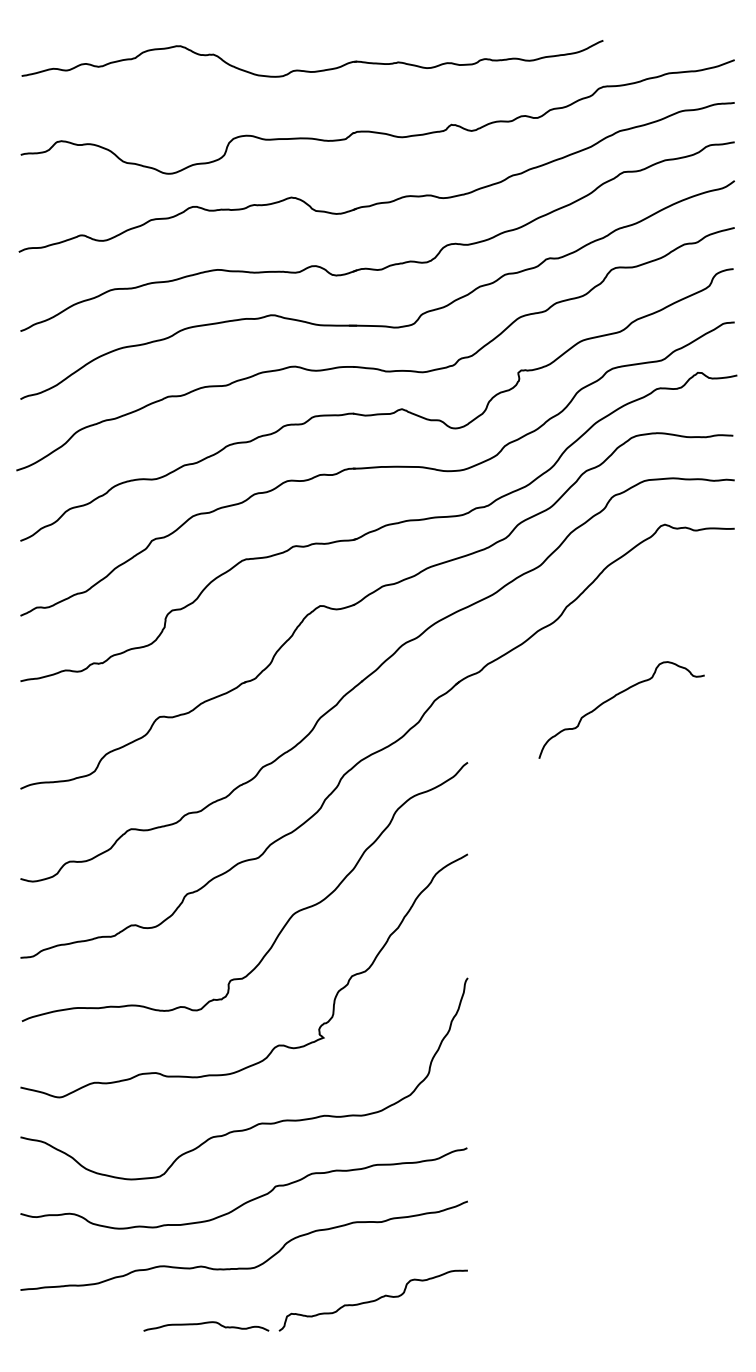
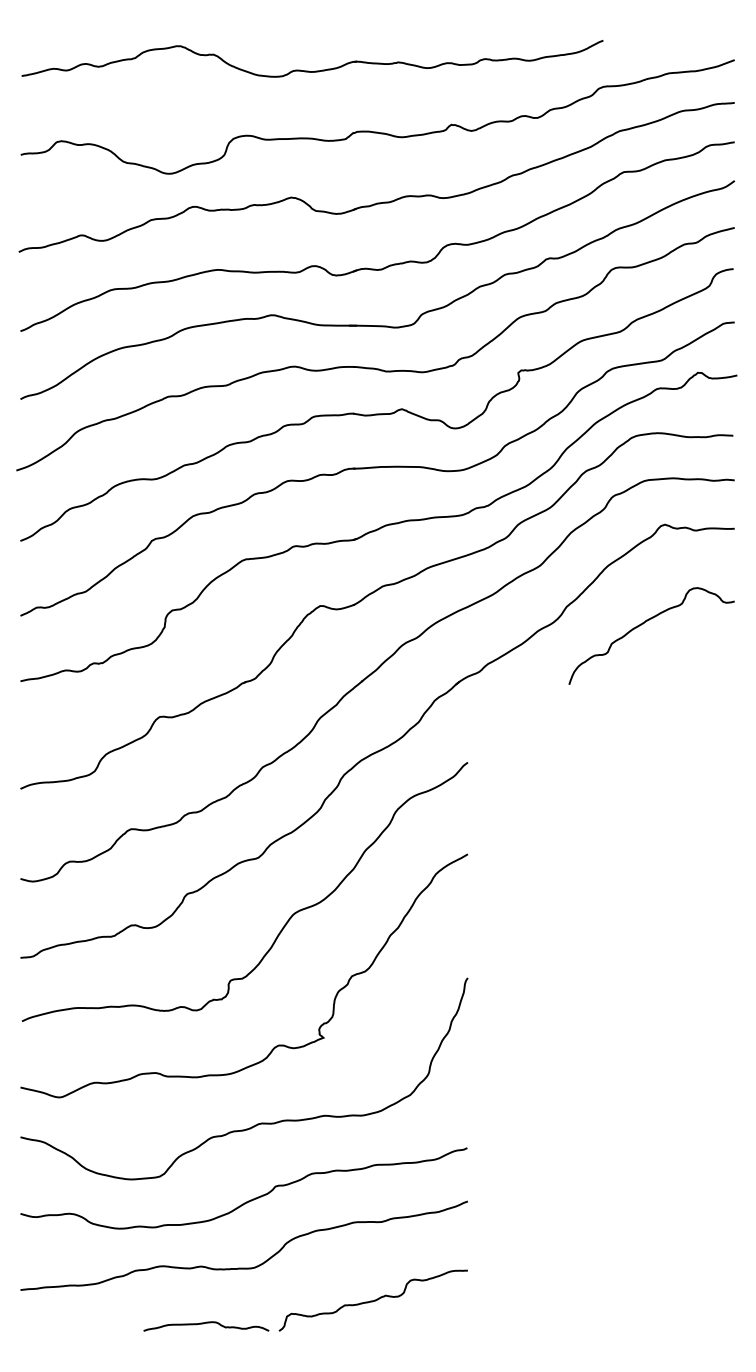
curve position: (613, 698) -> (643, 624) (643, 624)
